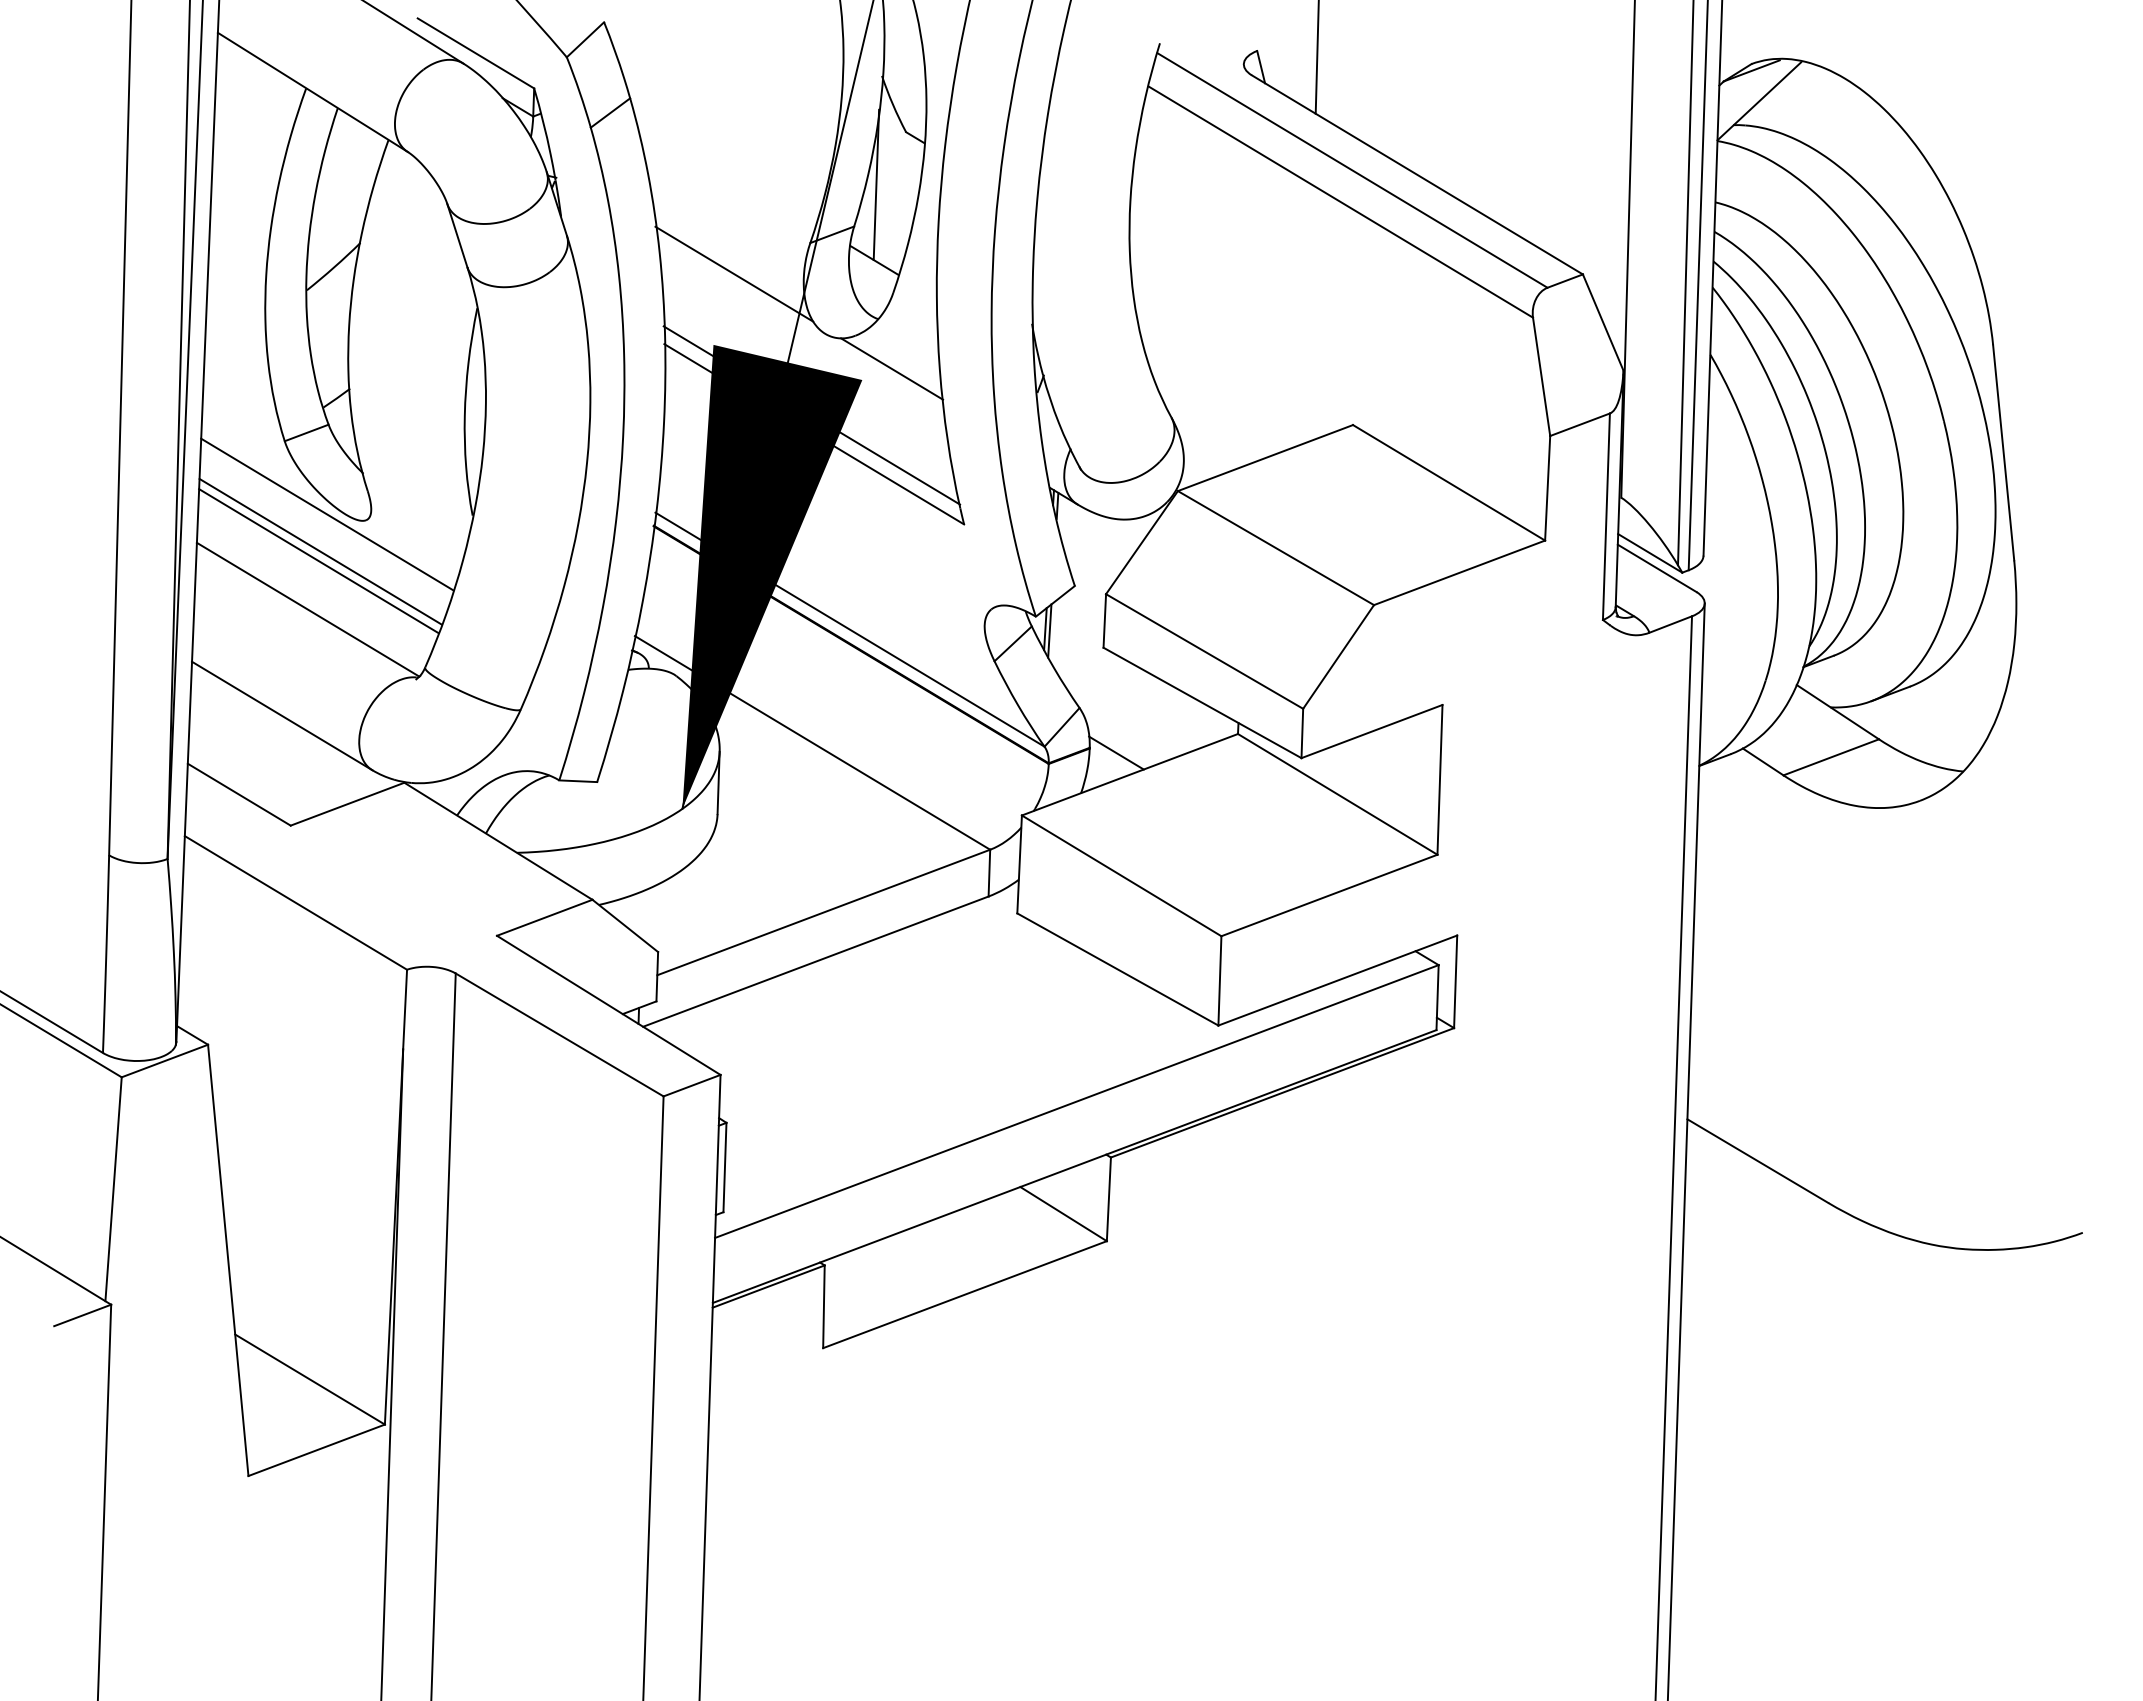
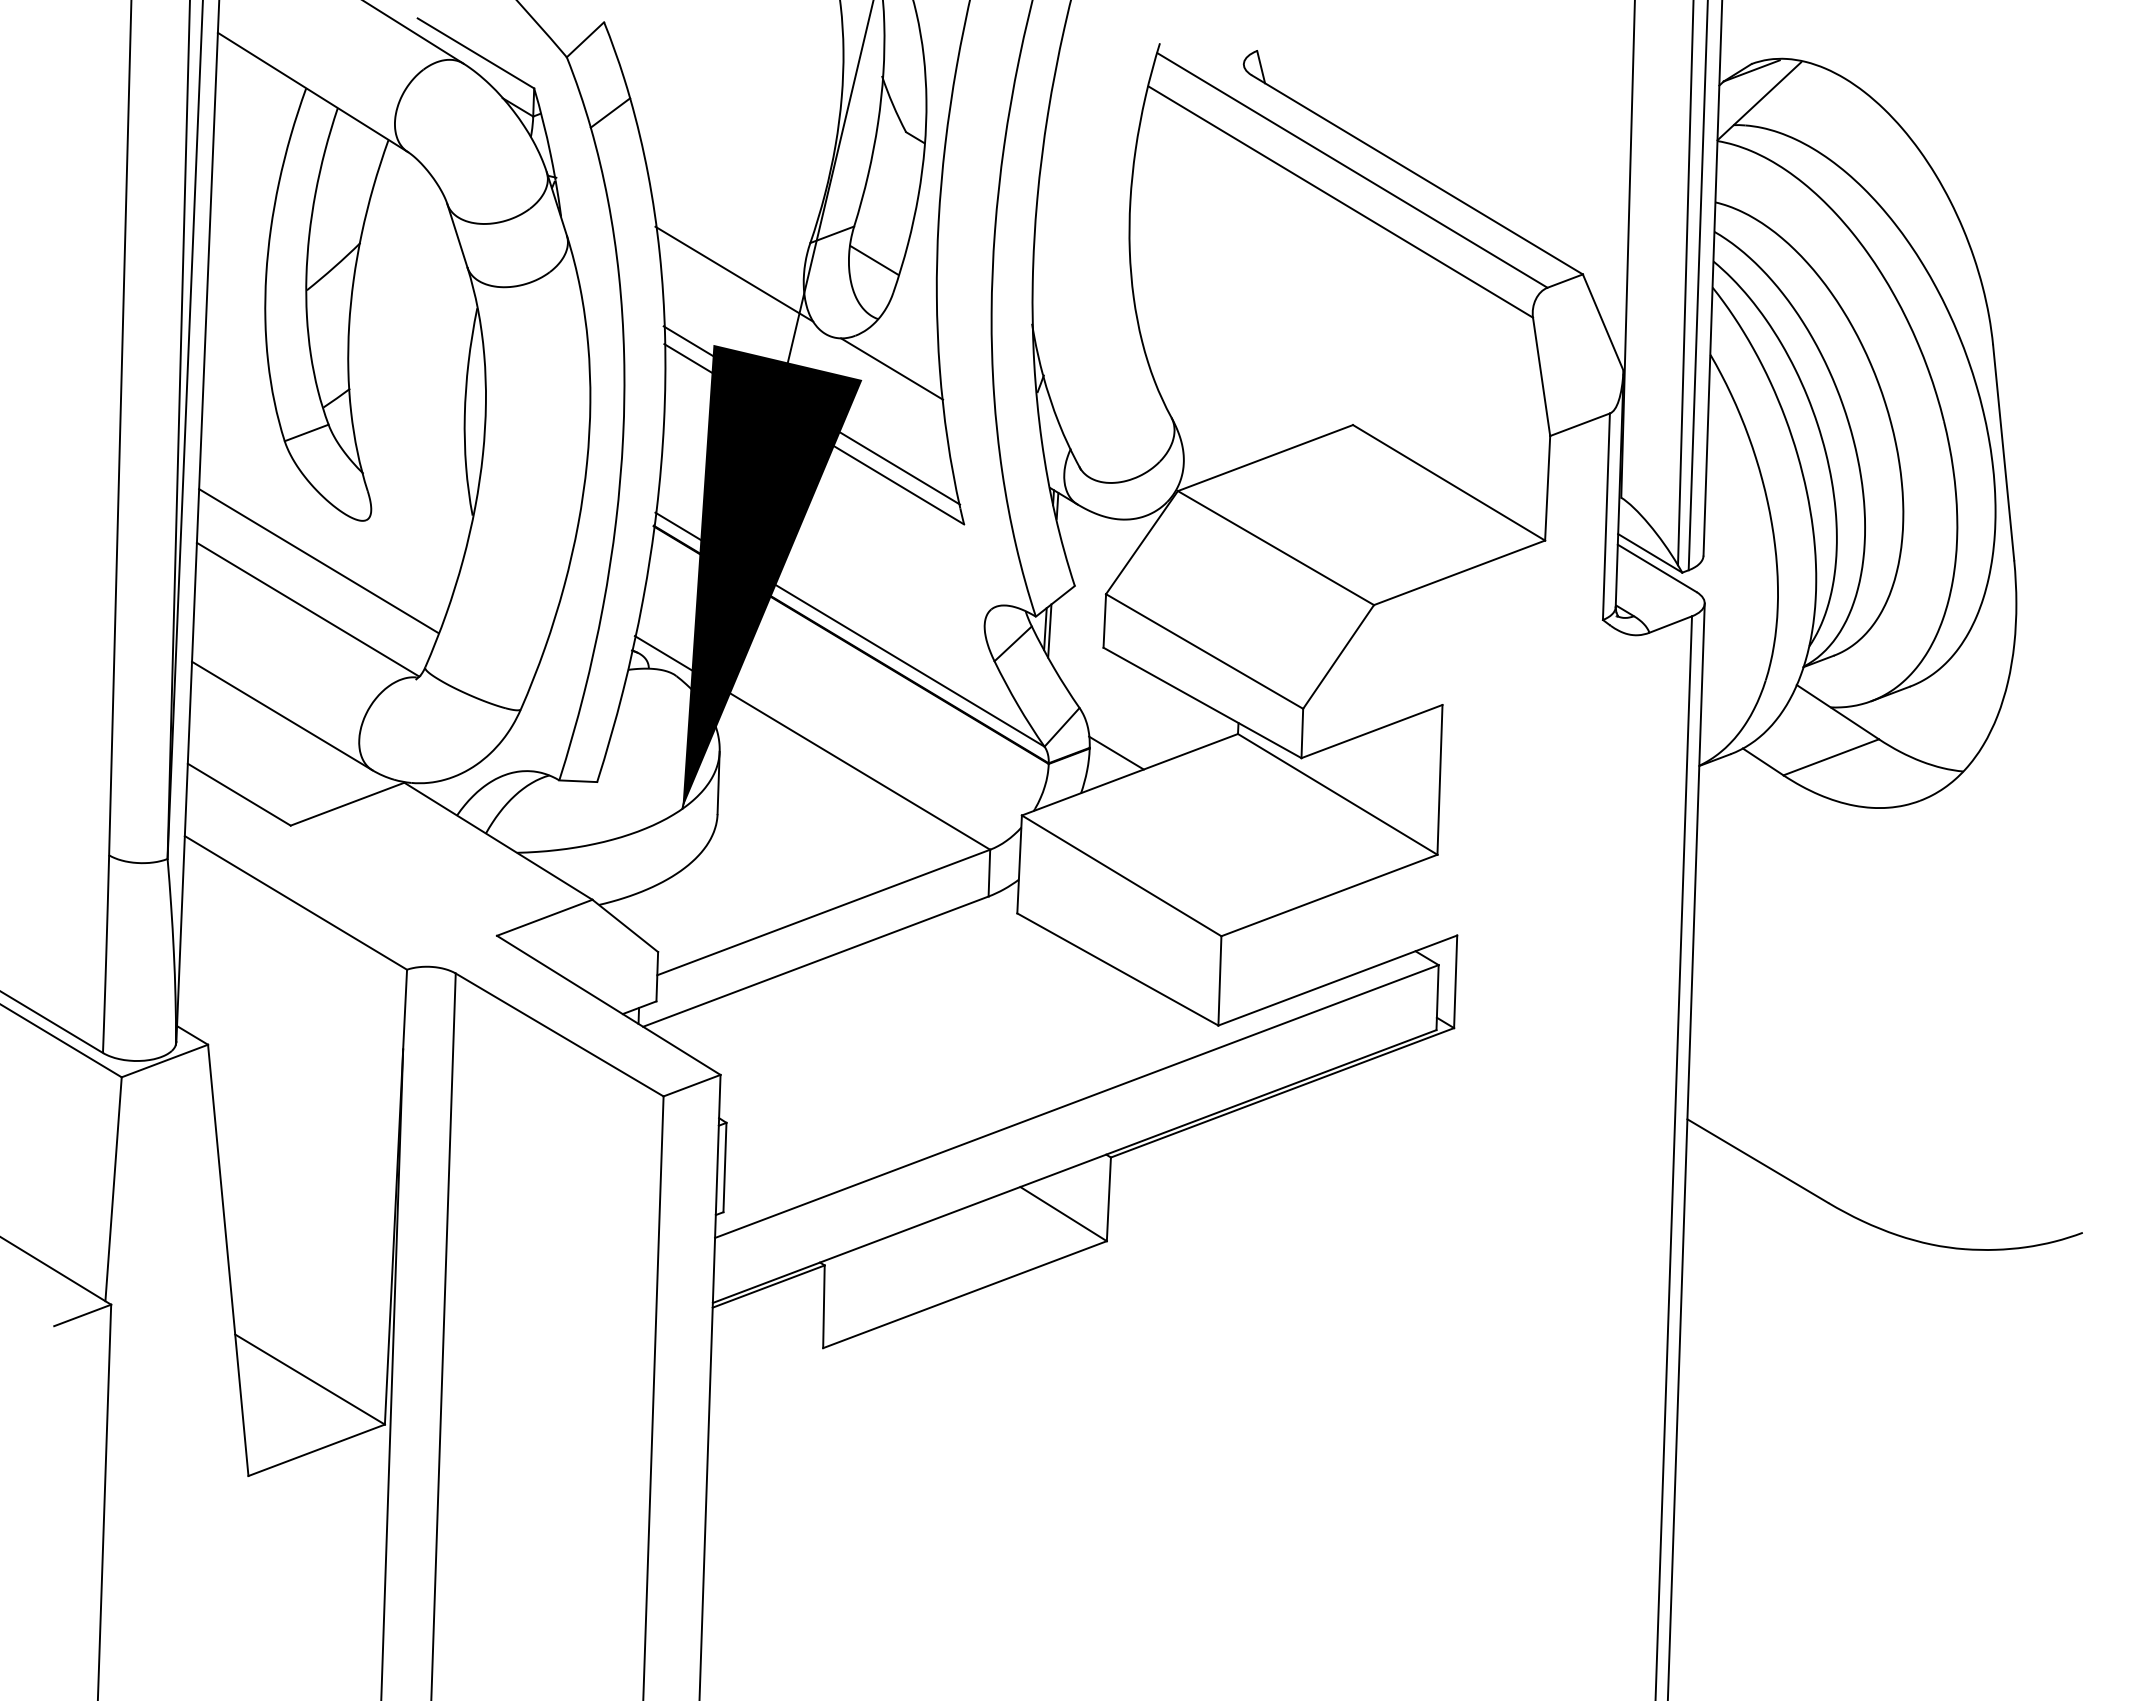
line: present -> none (1316, 57)
line: present -> none (876, 184)
line: present -> none (327, 514)
line: present -> none (320, 551)
